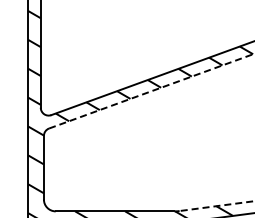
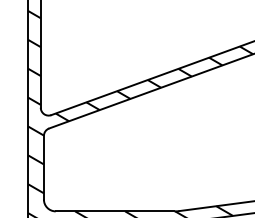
line: dashed -> solid (152, 90)
line: dashed -> solid (217, 206)
